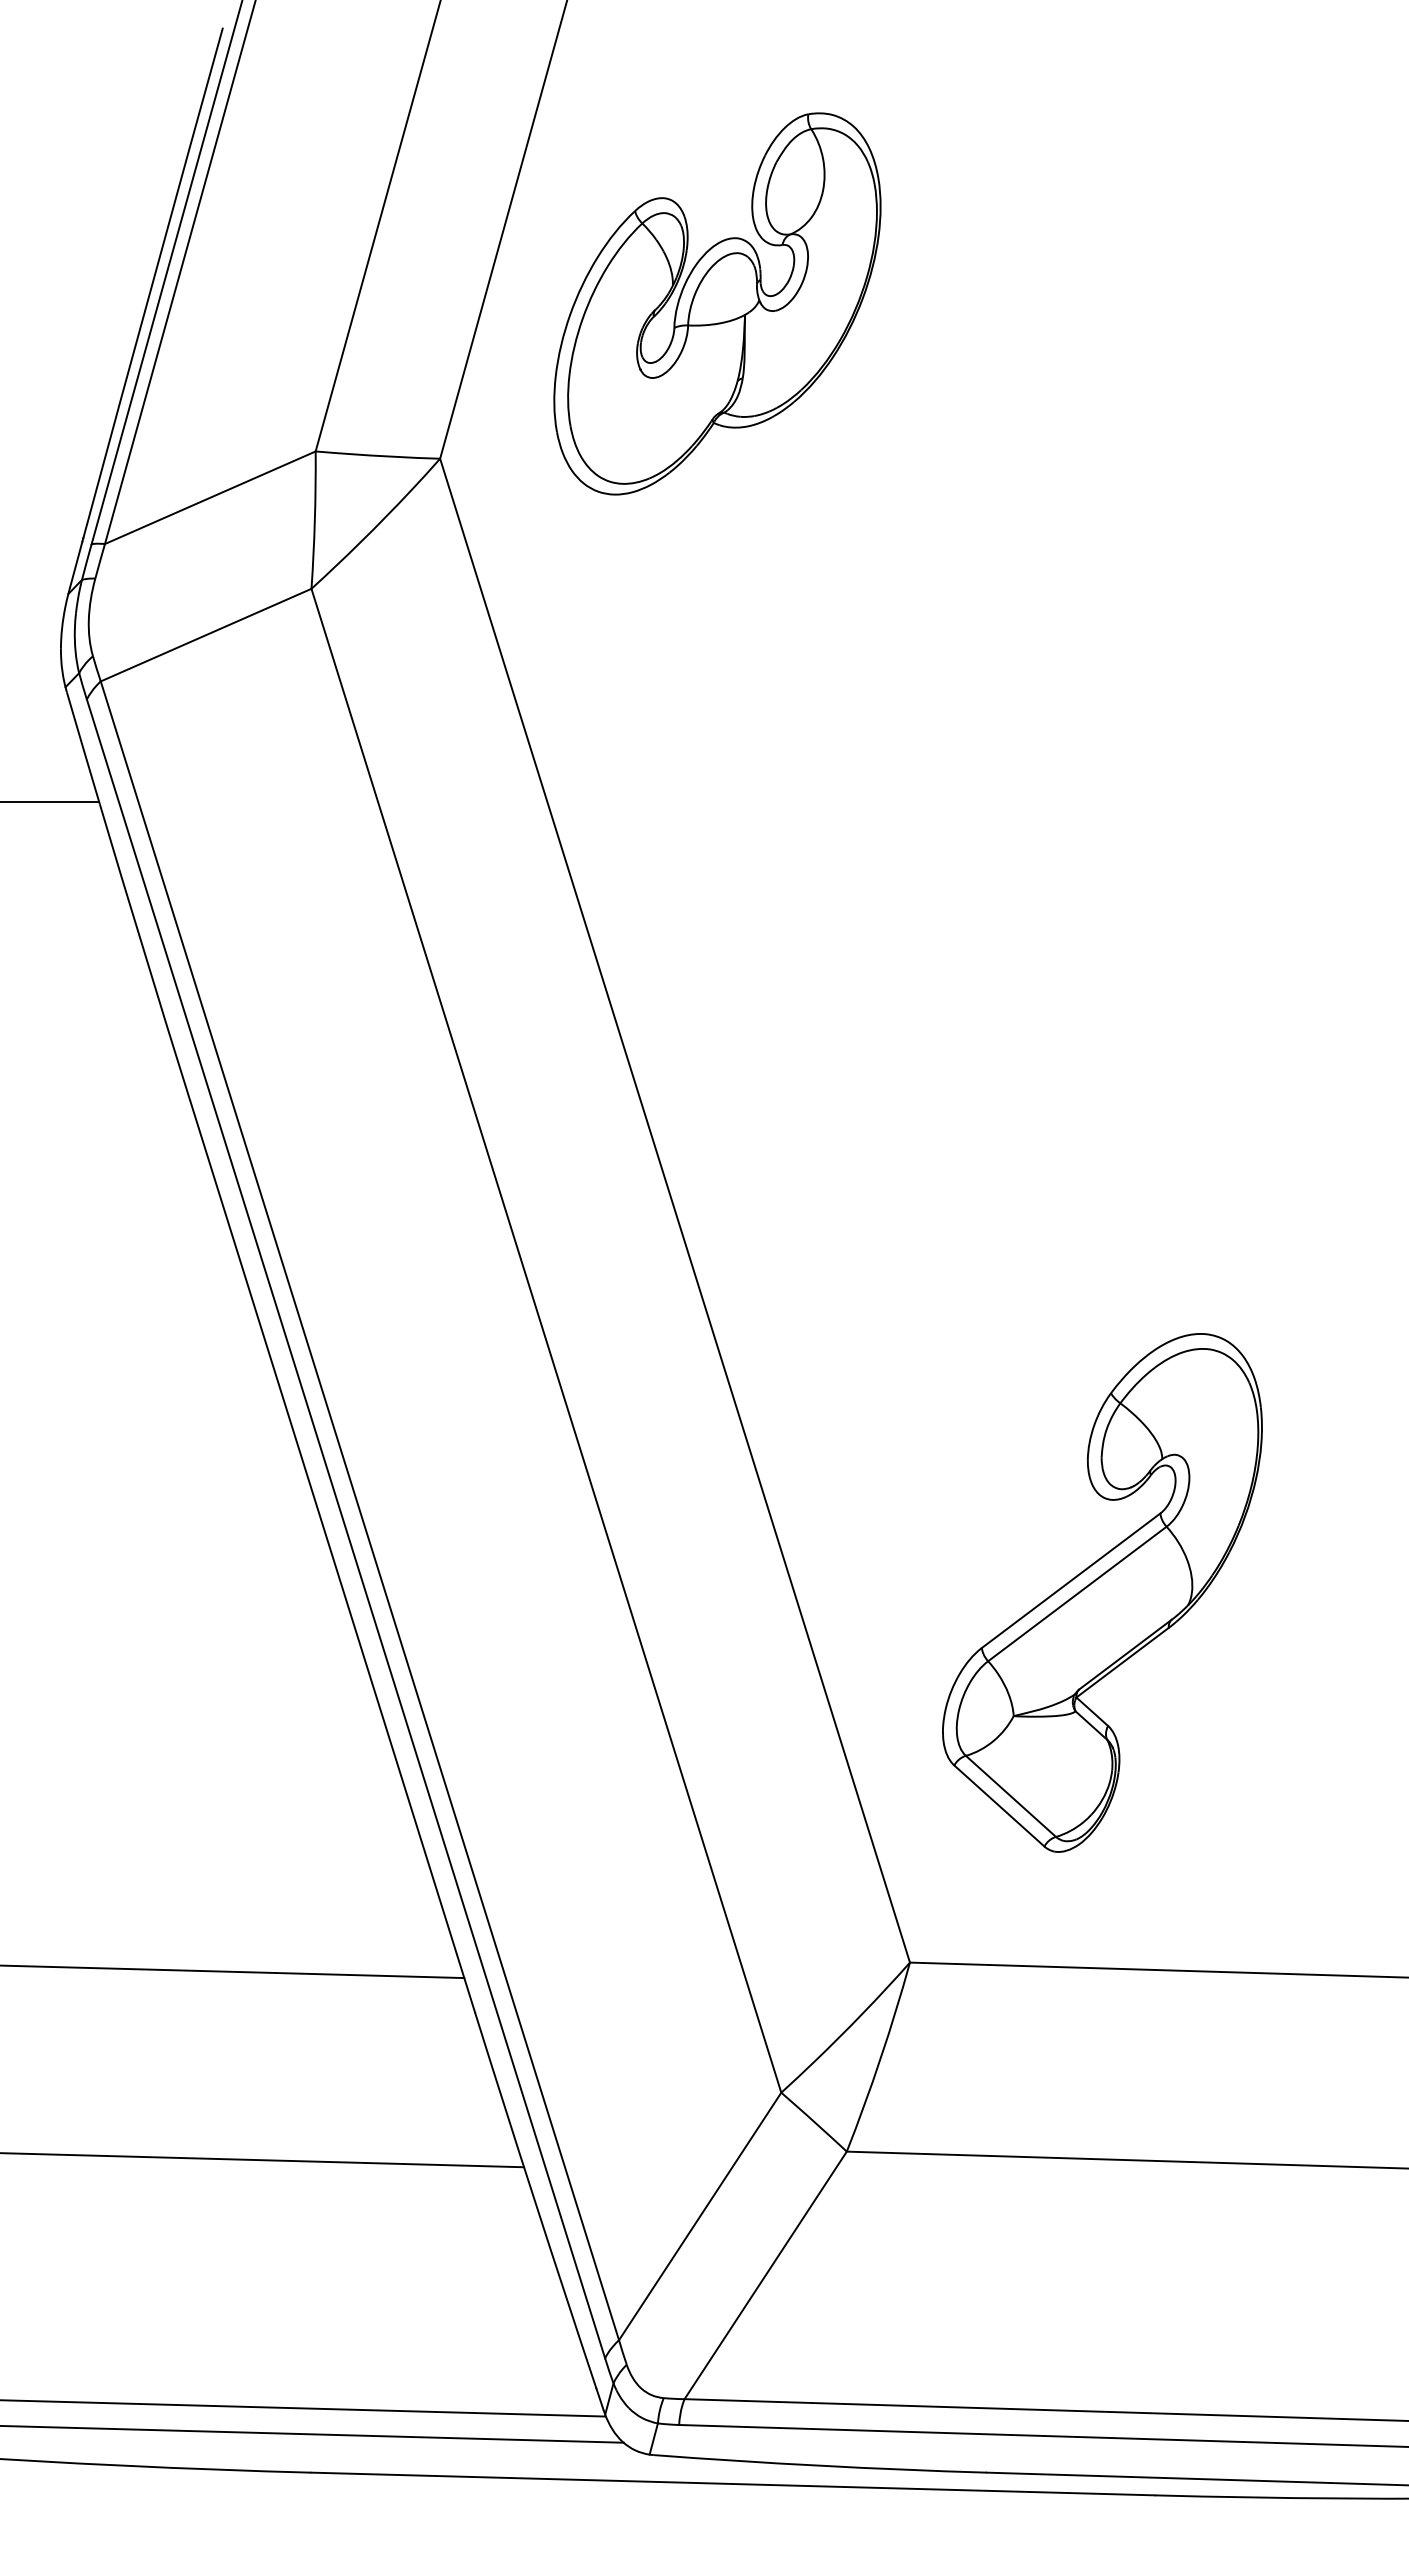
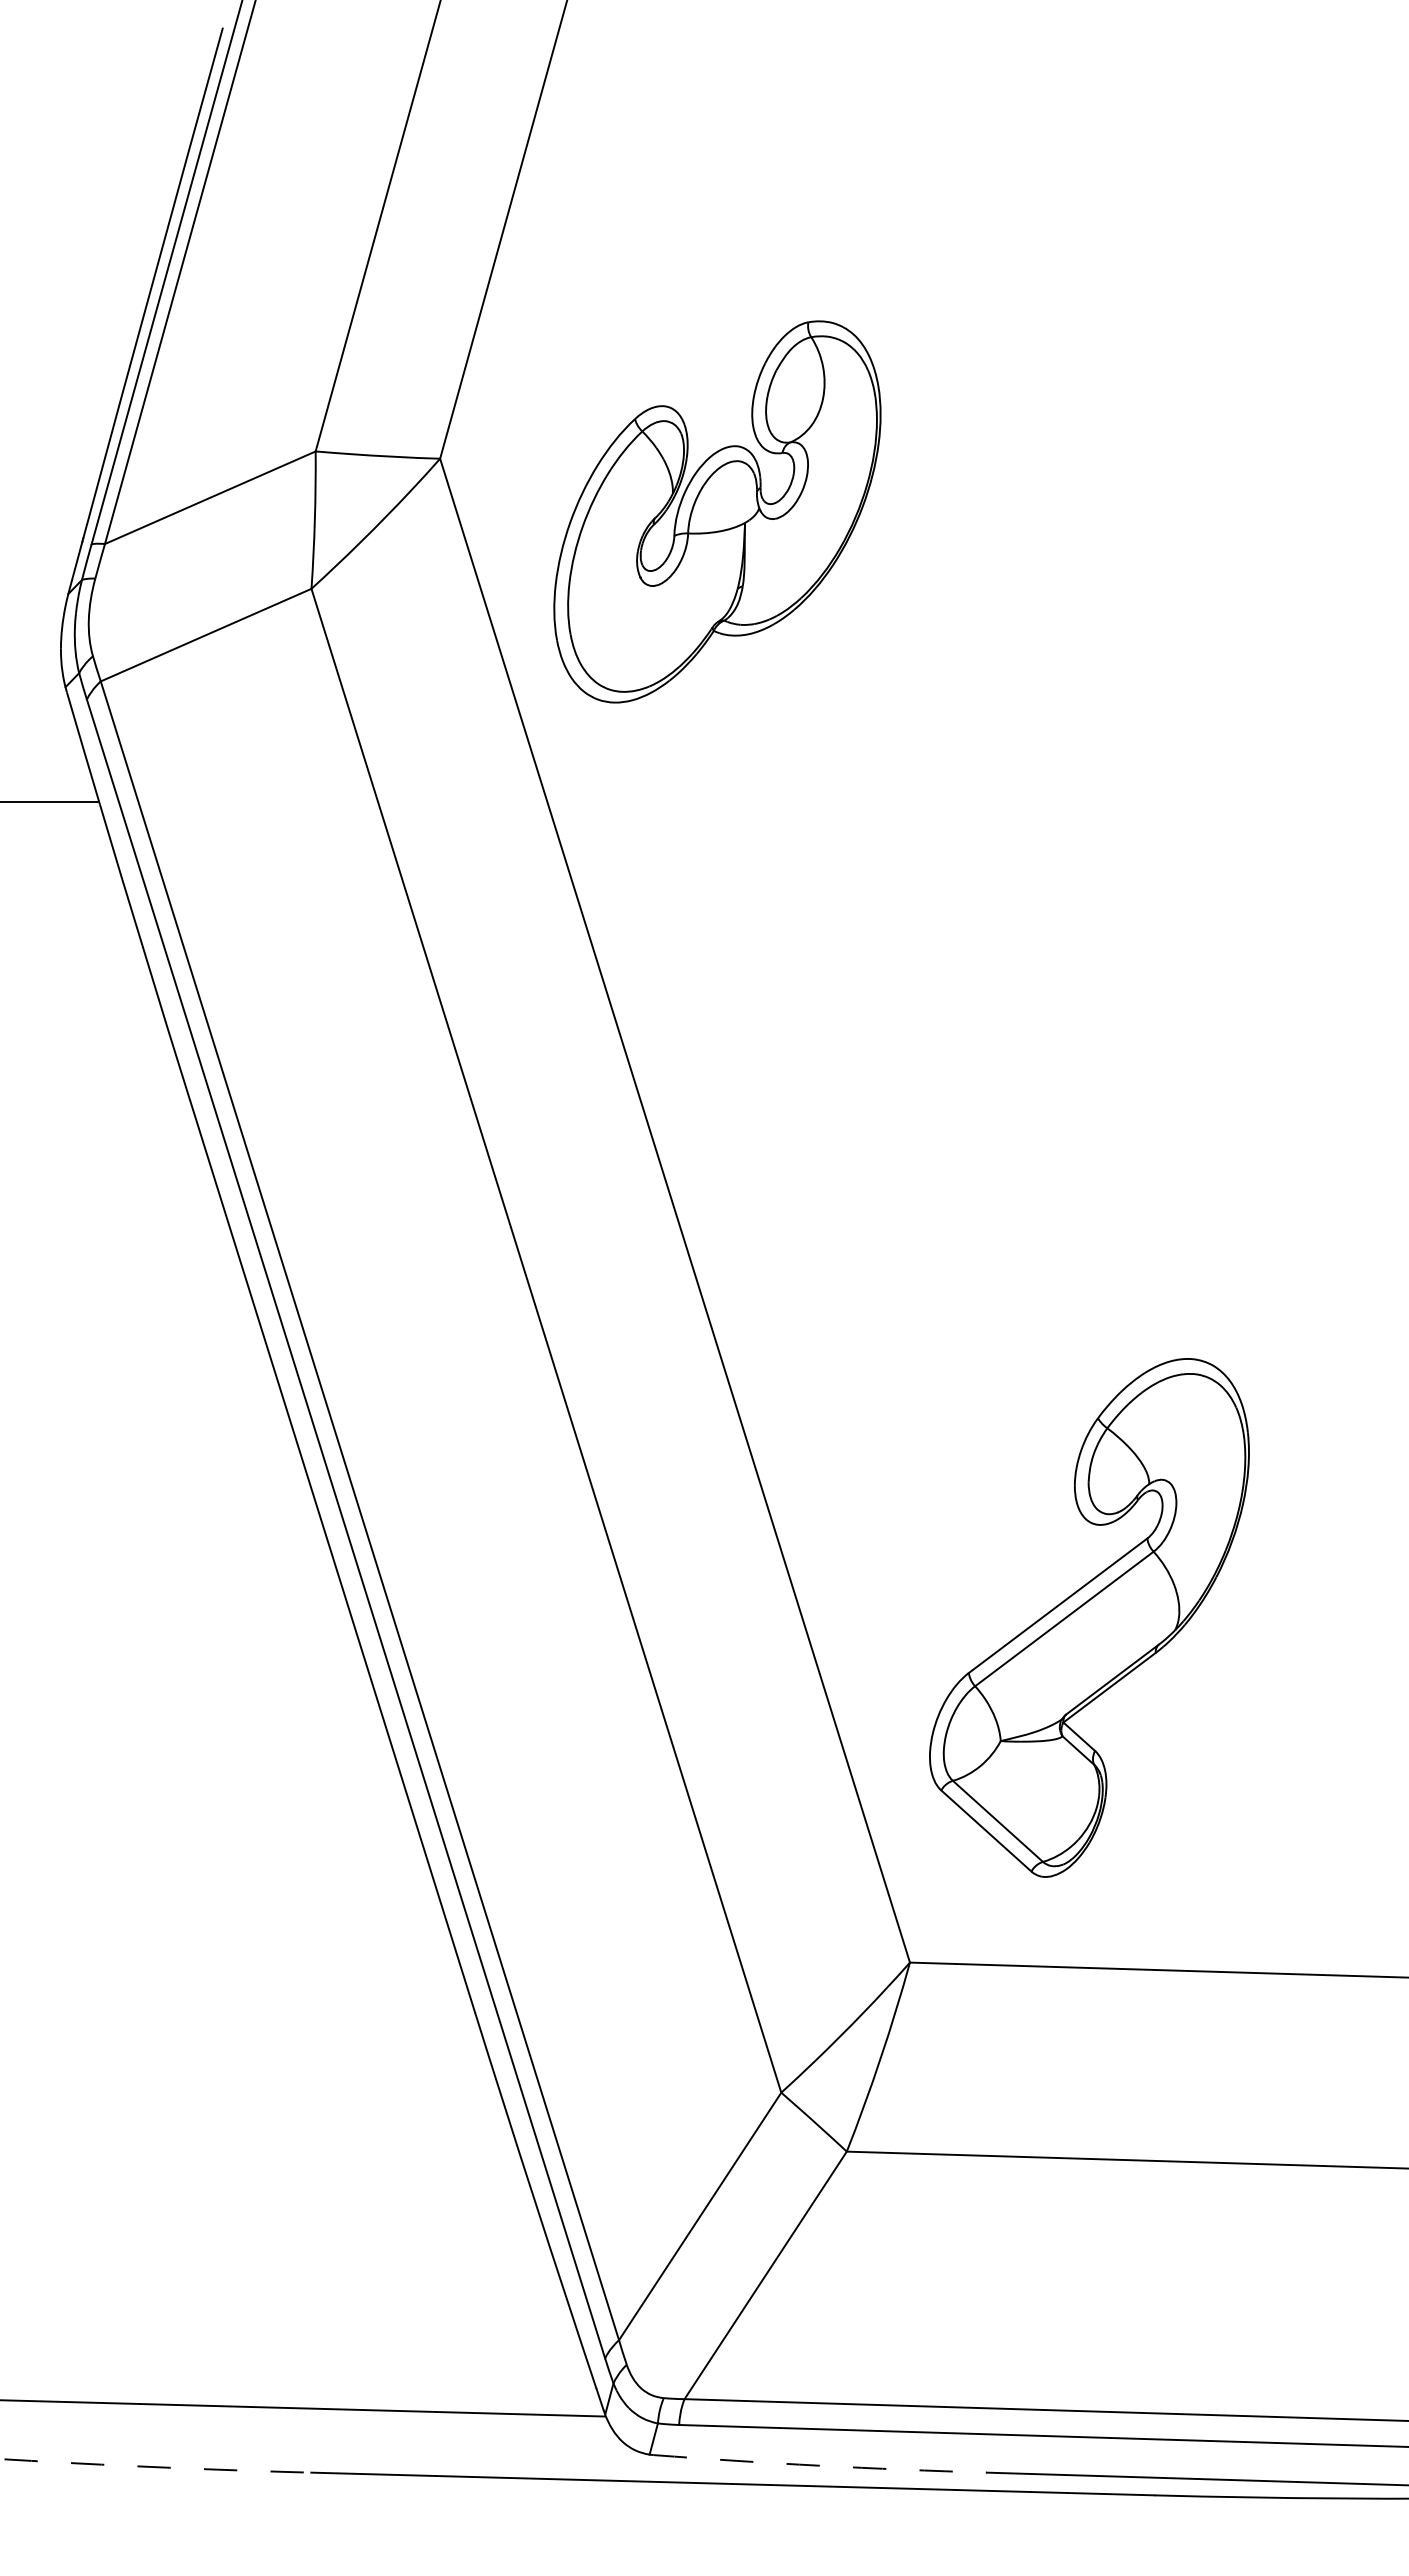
part position: (717, 303) -> (717, 511) (717, 511)
part position: (1102, 1592) -> (1089, 1617) (1089, 1617)
line: present -> none (233, 1971)
line: present -> none (263, 2160)
line: present -> none (312, 2434)
arc: solid -> dashed (820, 2465)
arc: solid -> dashed (155, 2467)
